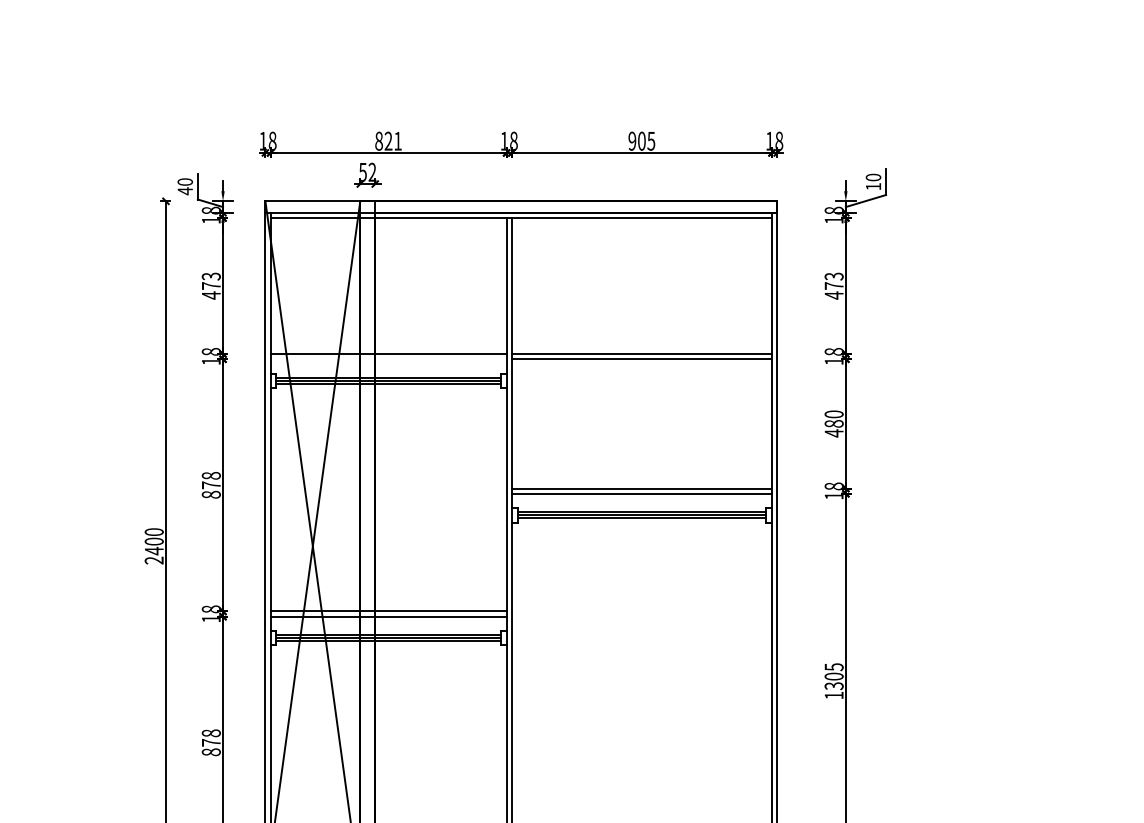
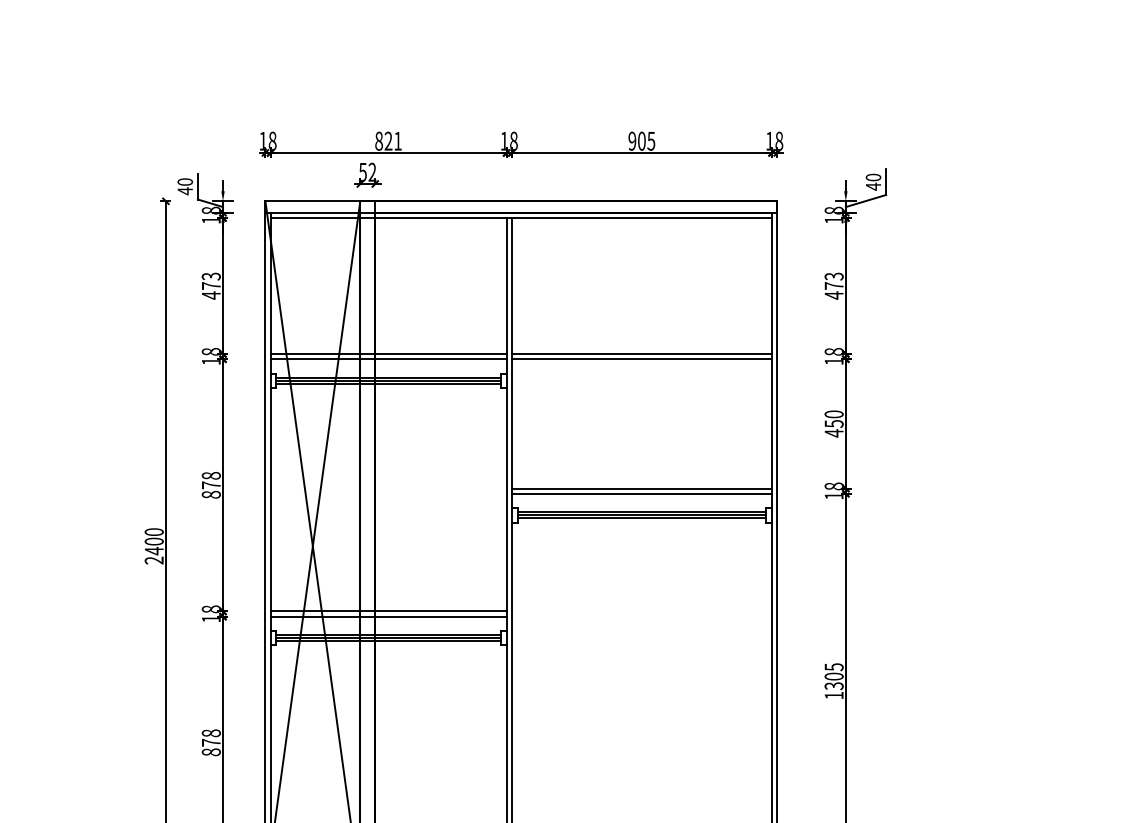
text: 10 -> 40 (873, 186)
line: none -> present (388, 359)
text: 480 -> 450 (833, 423)
